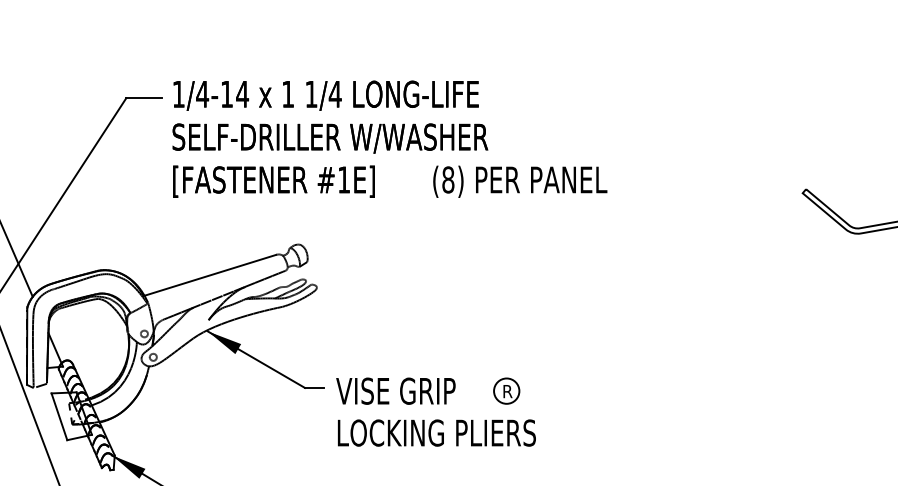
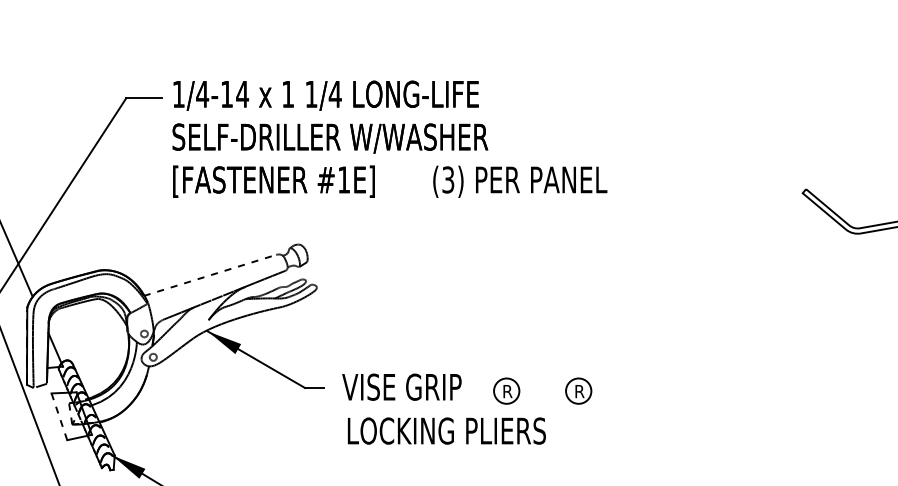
text: (8) -> (3) (448, 179)
line: solid -> dashed (210, 275)
text position: (395, 390) -> (401, 386) (401, 386)
part: none -> present (578, 390)
line: solid -> dashed (59, 416)
text position: (436, 432) -> (446, 430) (446, 430)
